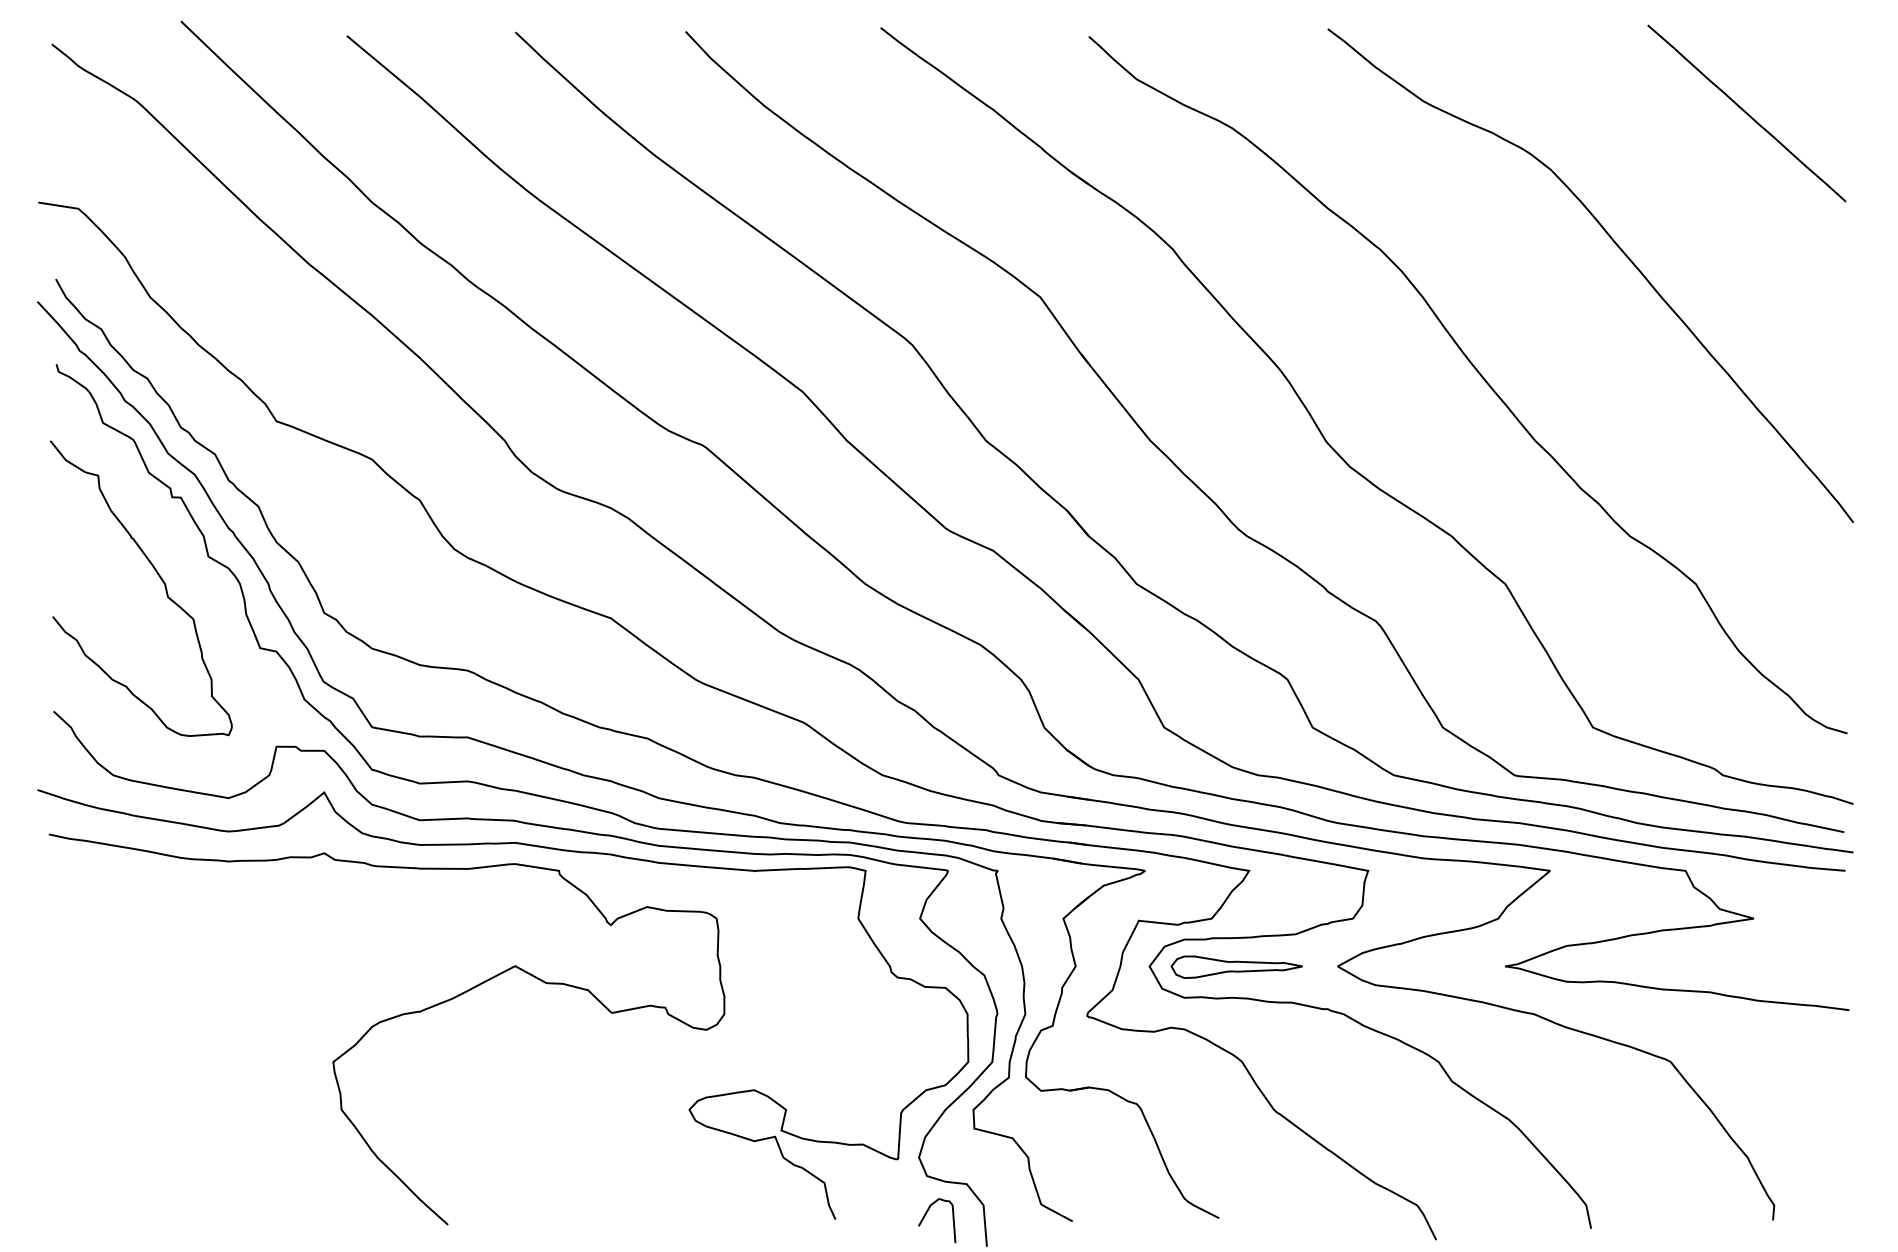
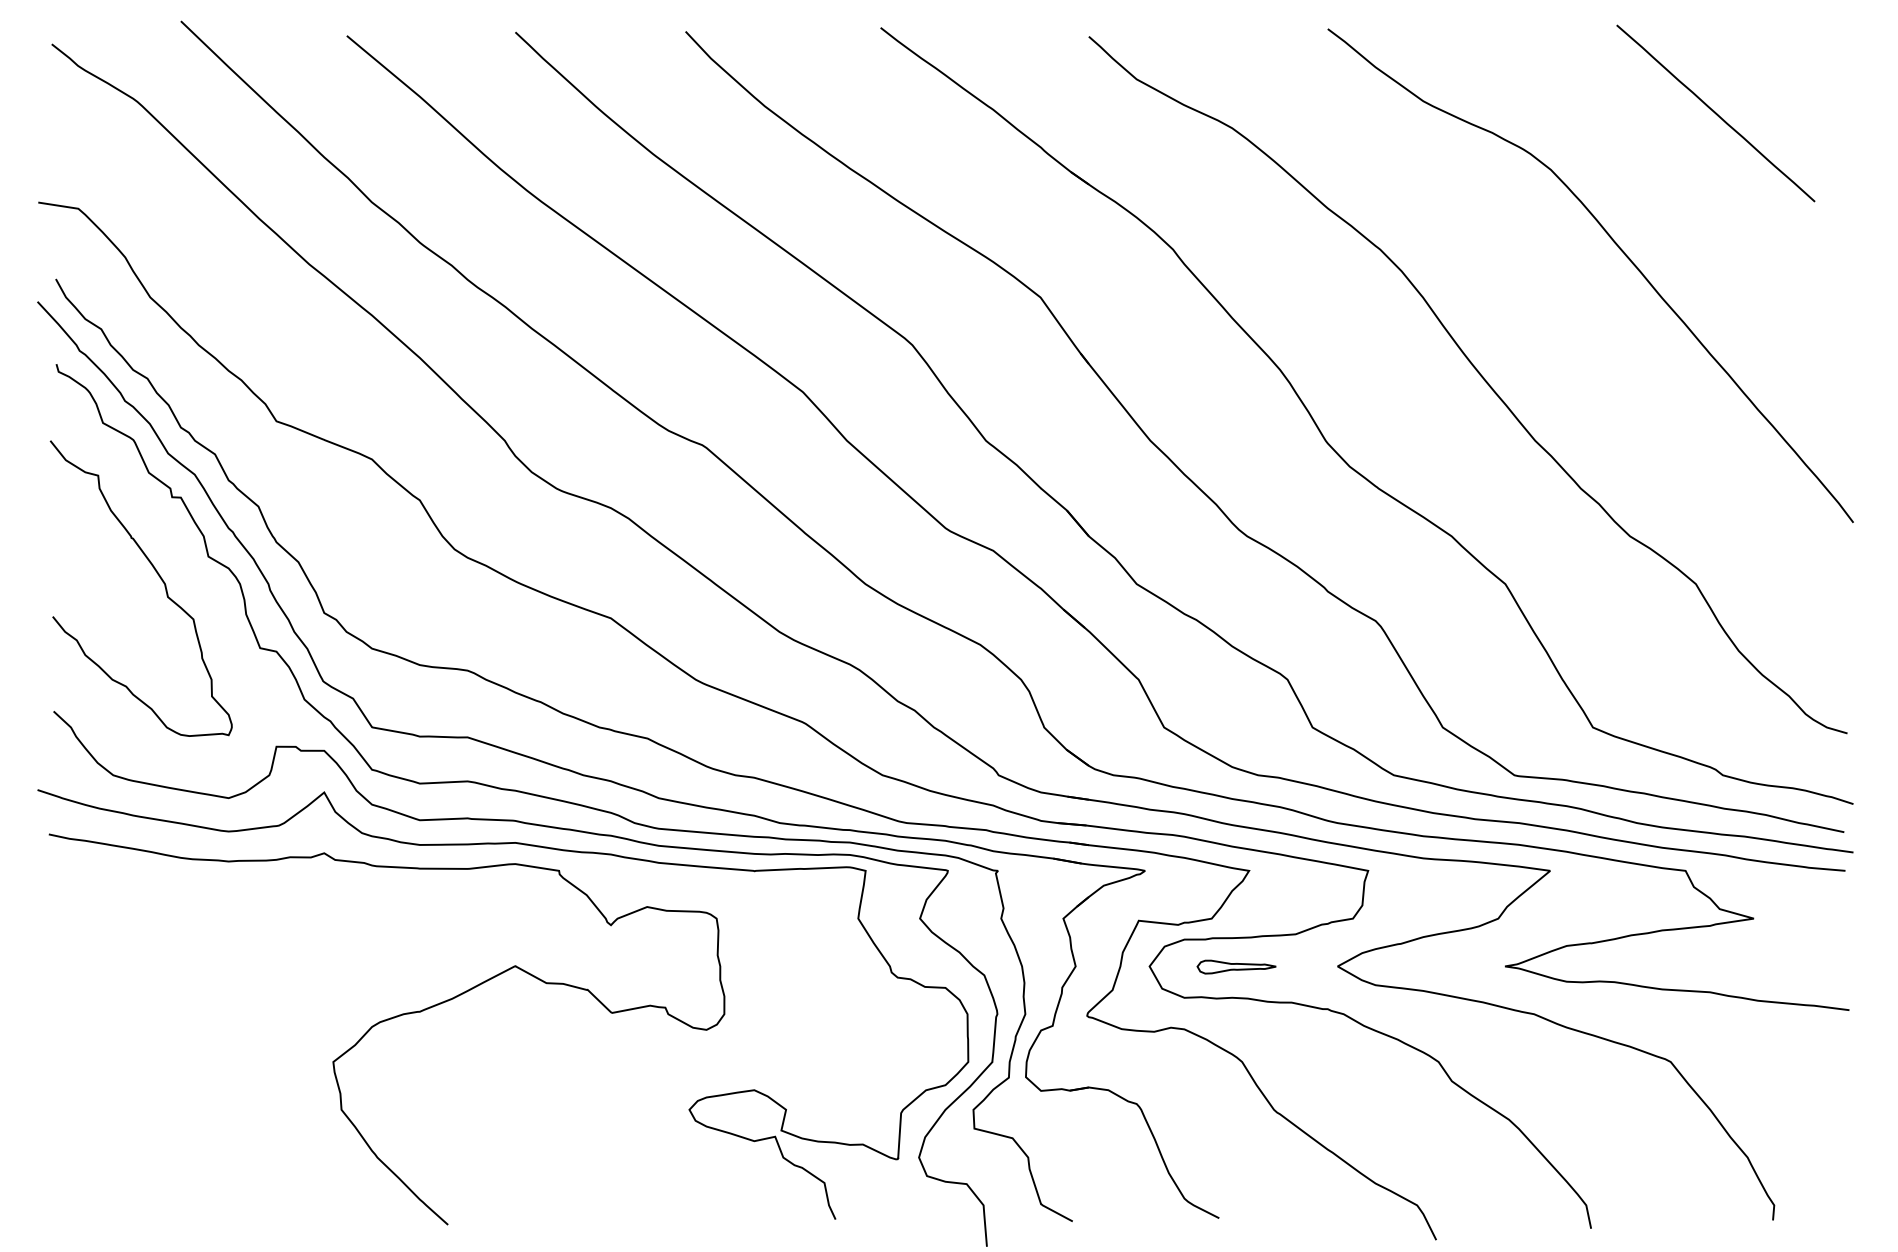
line position: (1746, 113) -> (1715, 113) (1715, 113)
part size: 133x24 px -> 81x16 px (1236, 966)
curve: present -> none (926, 1214)
